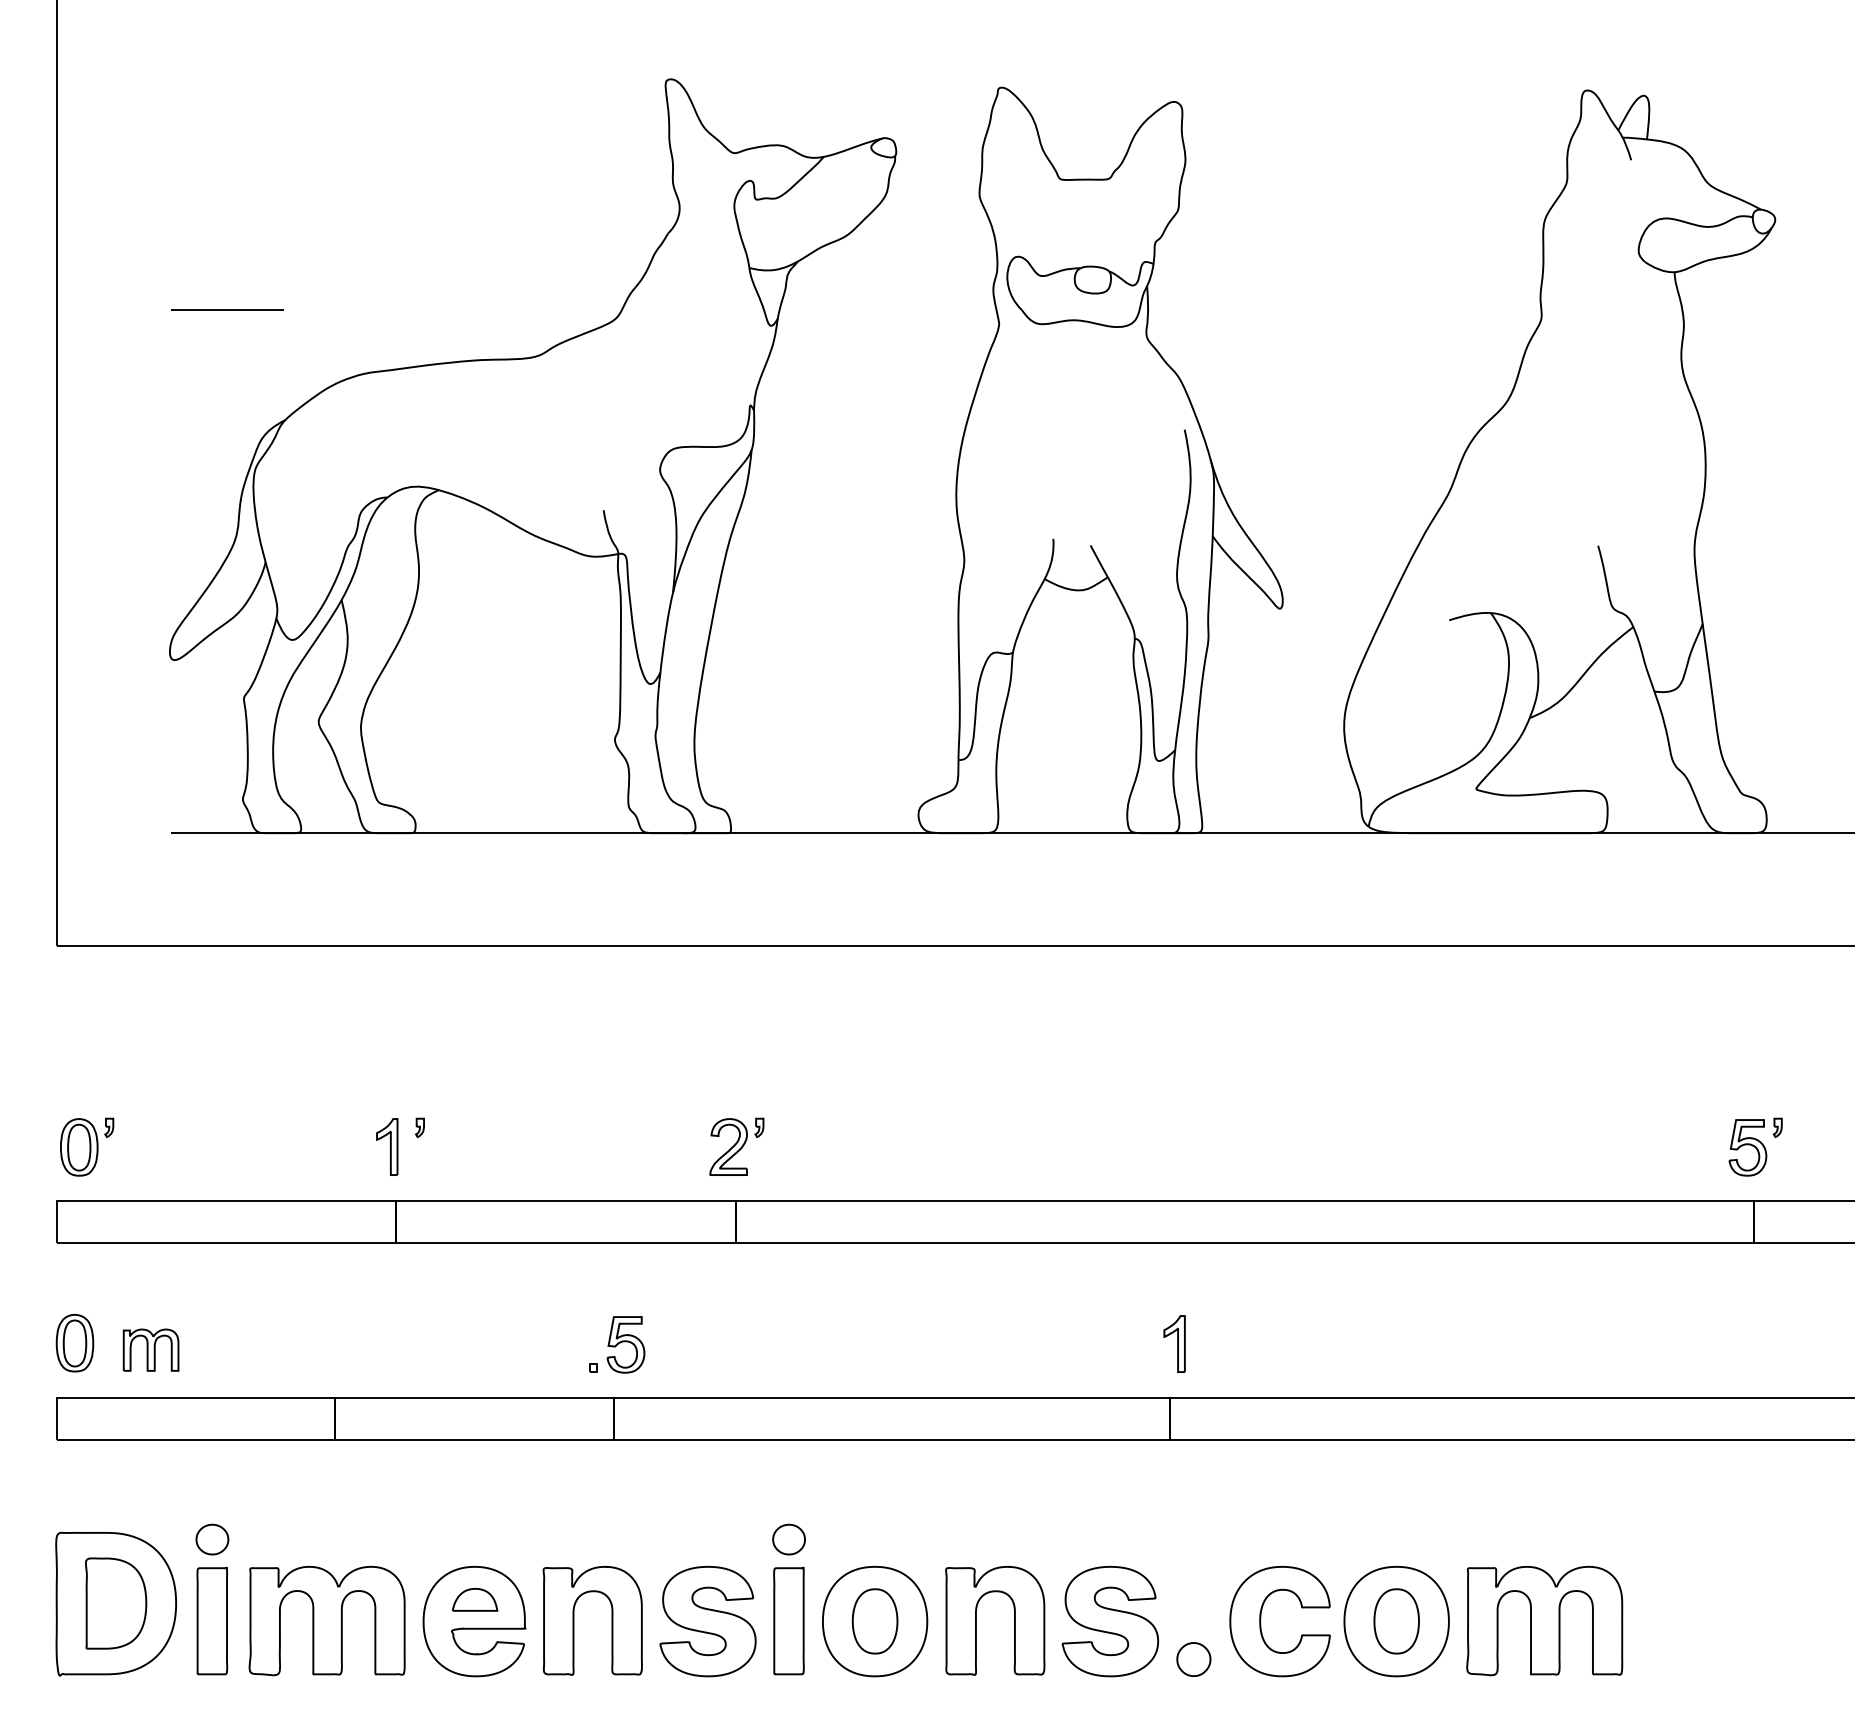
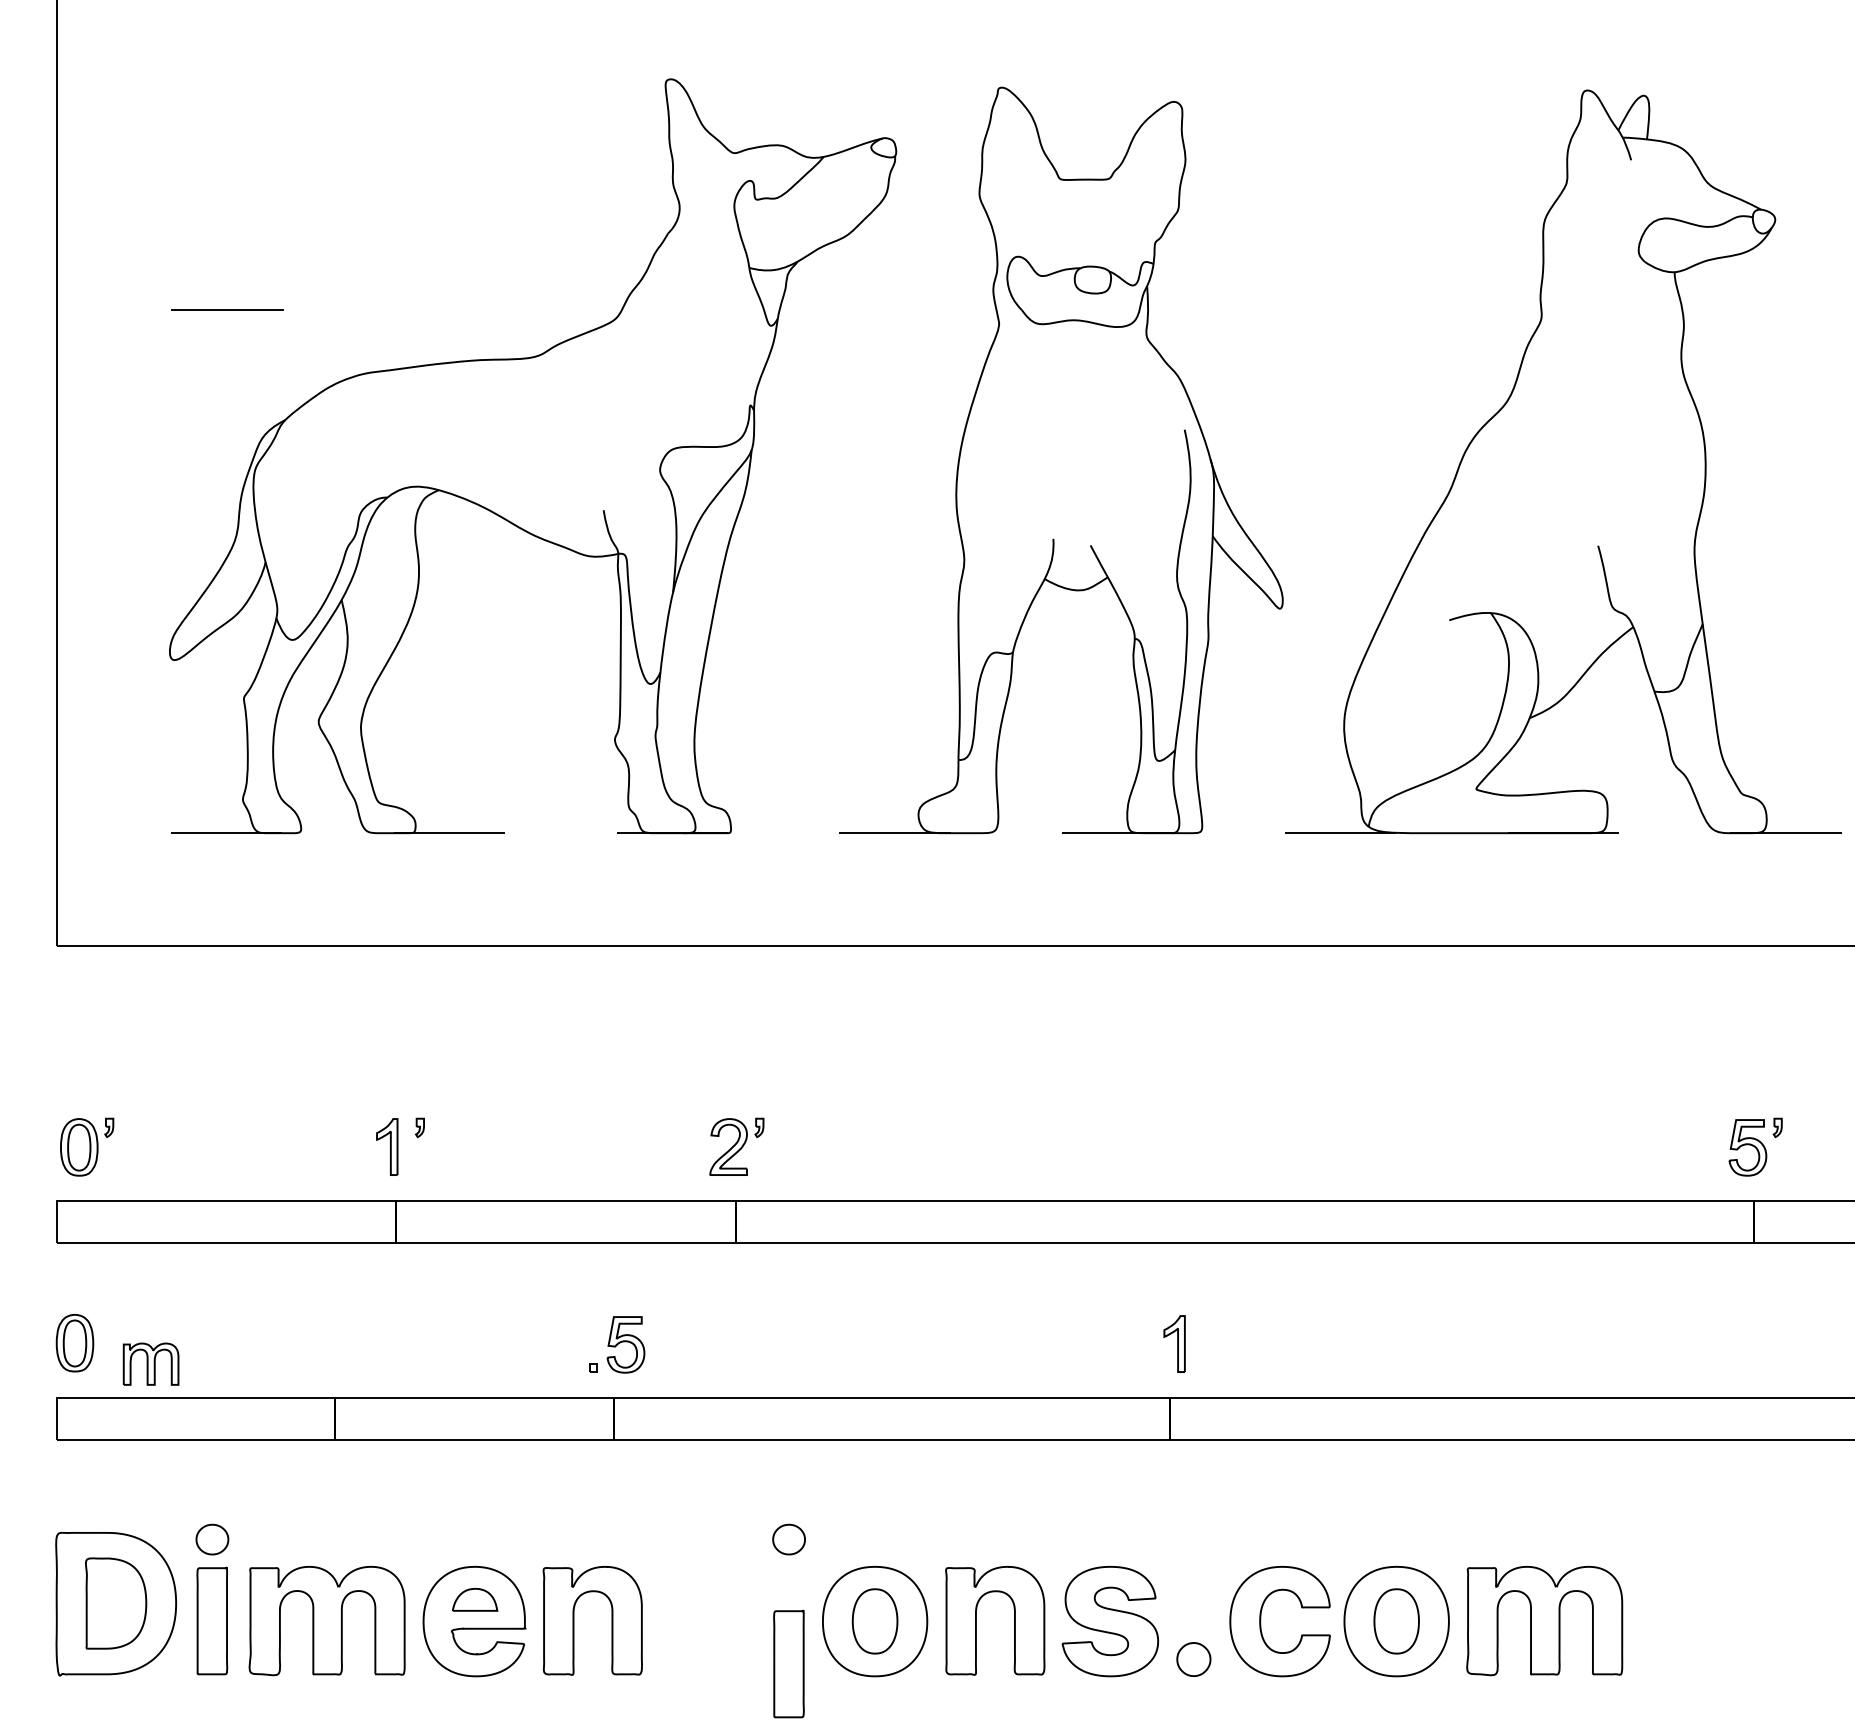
line: solid -> dashed (1012, 833)
part position: (150, 1349) -> (150, 1363) (150, 1363)
part position: (788, 1620) -> (788, 1663) (788, 1663)
part: present -> none (707, 1621)
